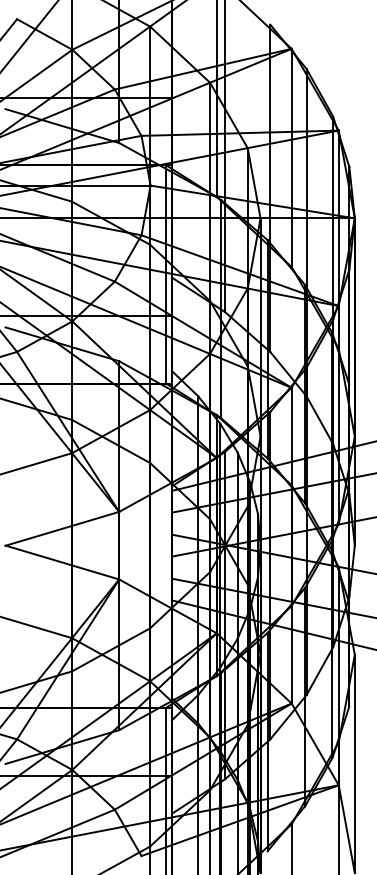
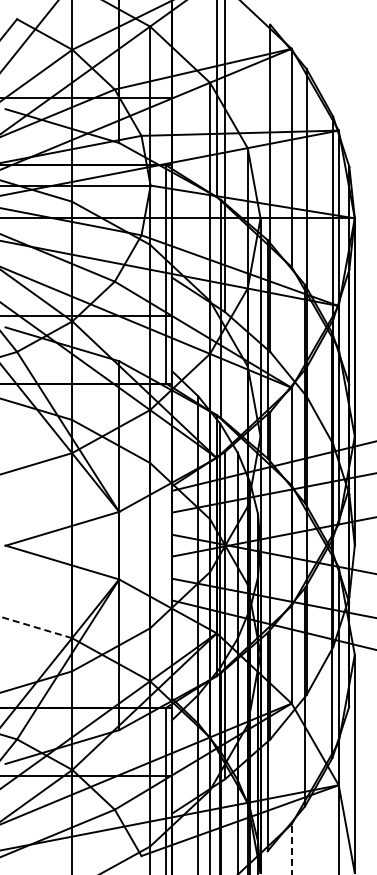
line: solid -> dashed (36, 627)
line: solid -> dashed (291, 849)
